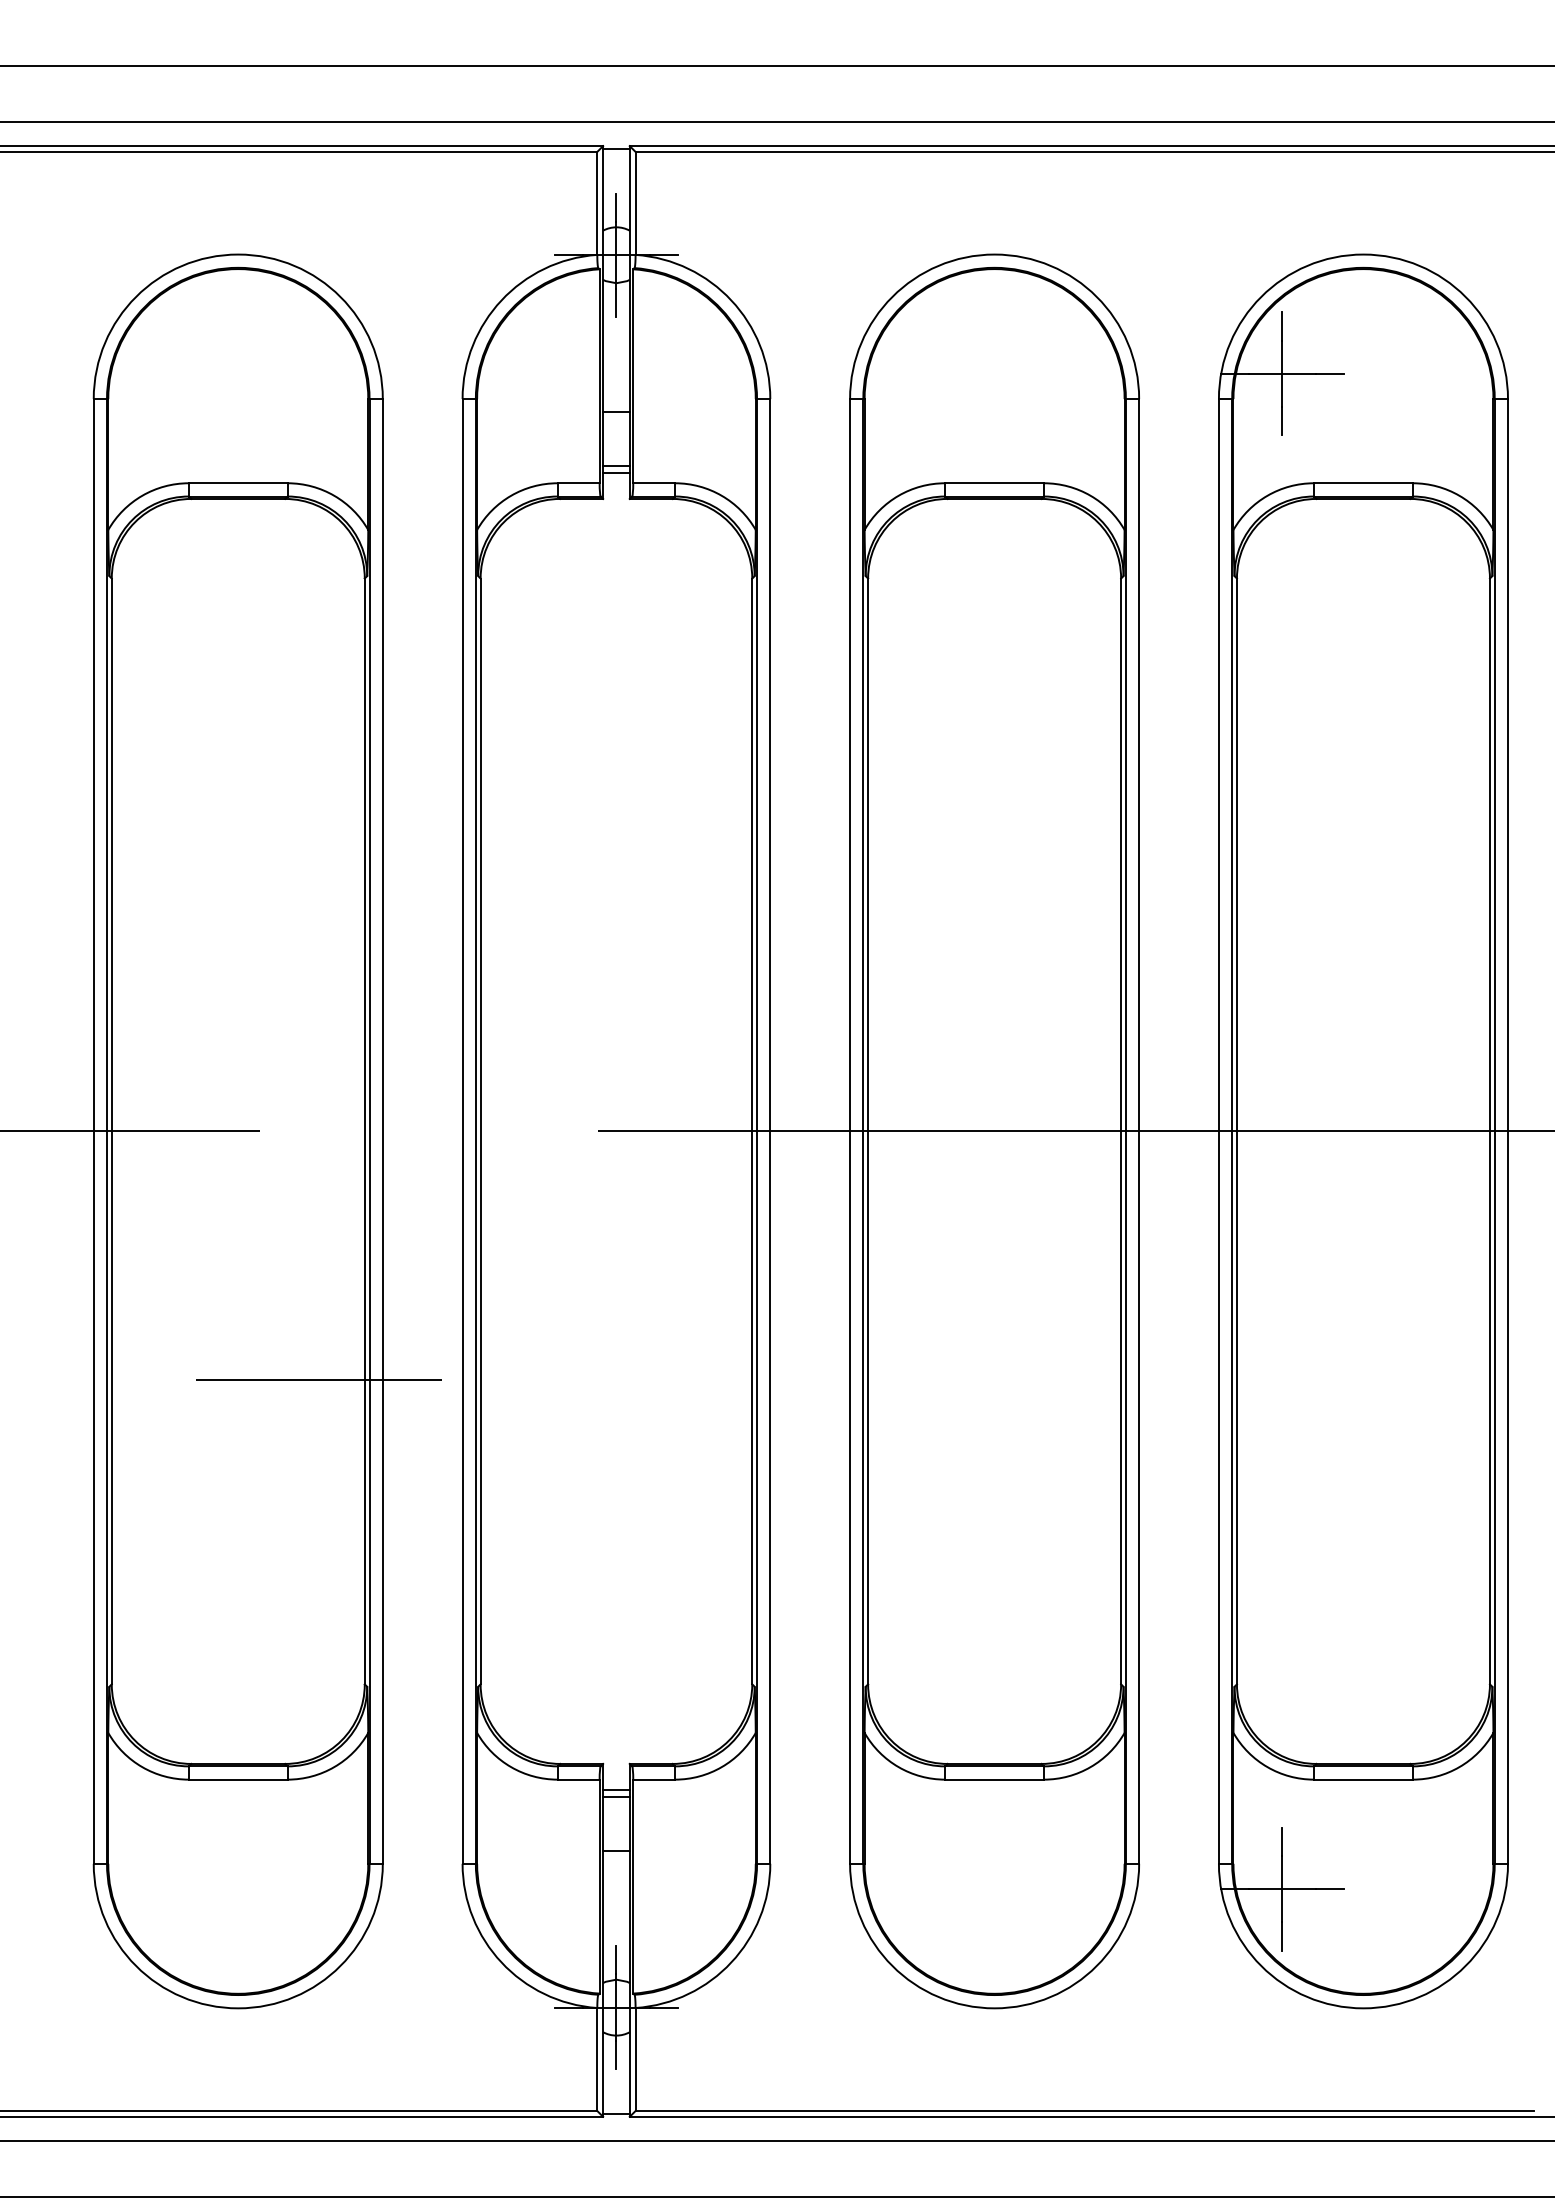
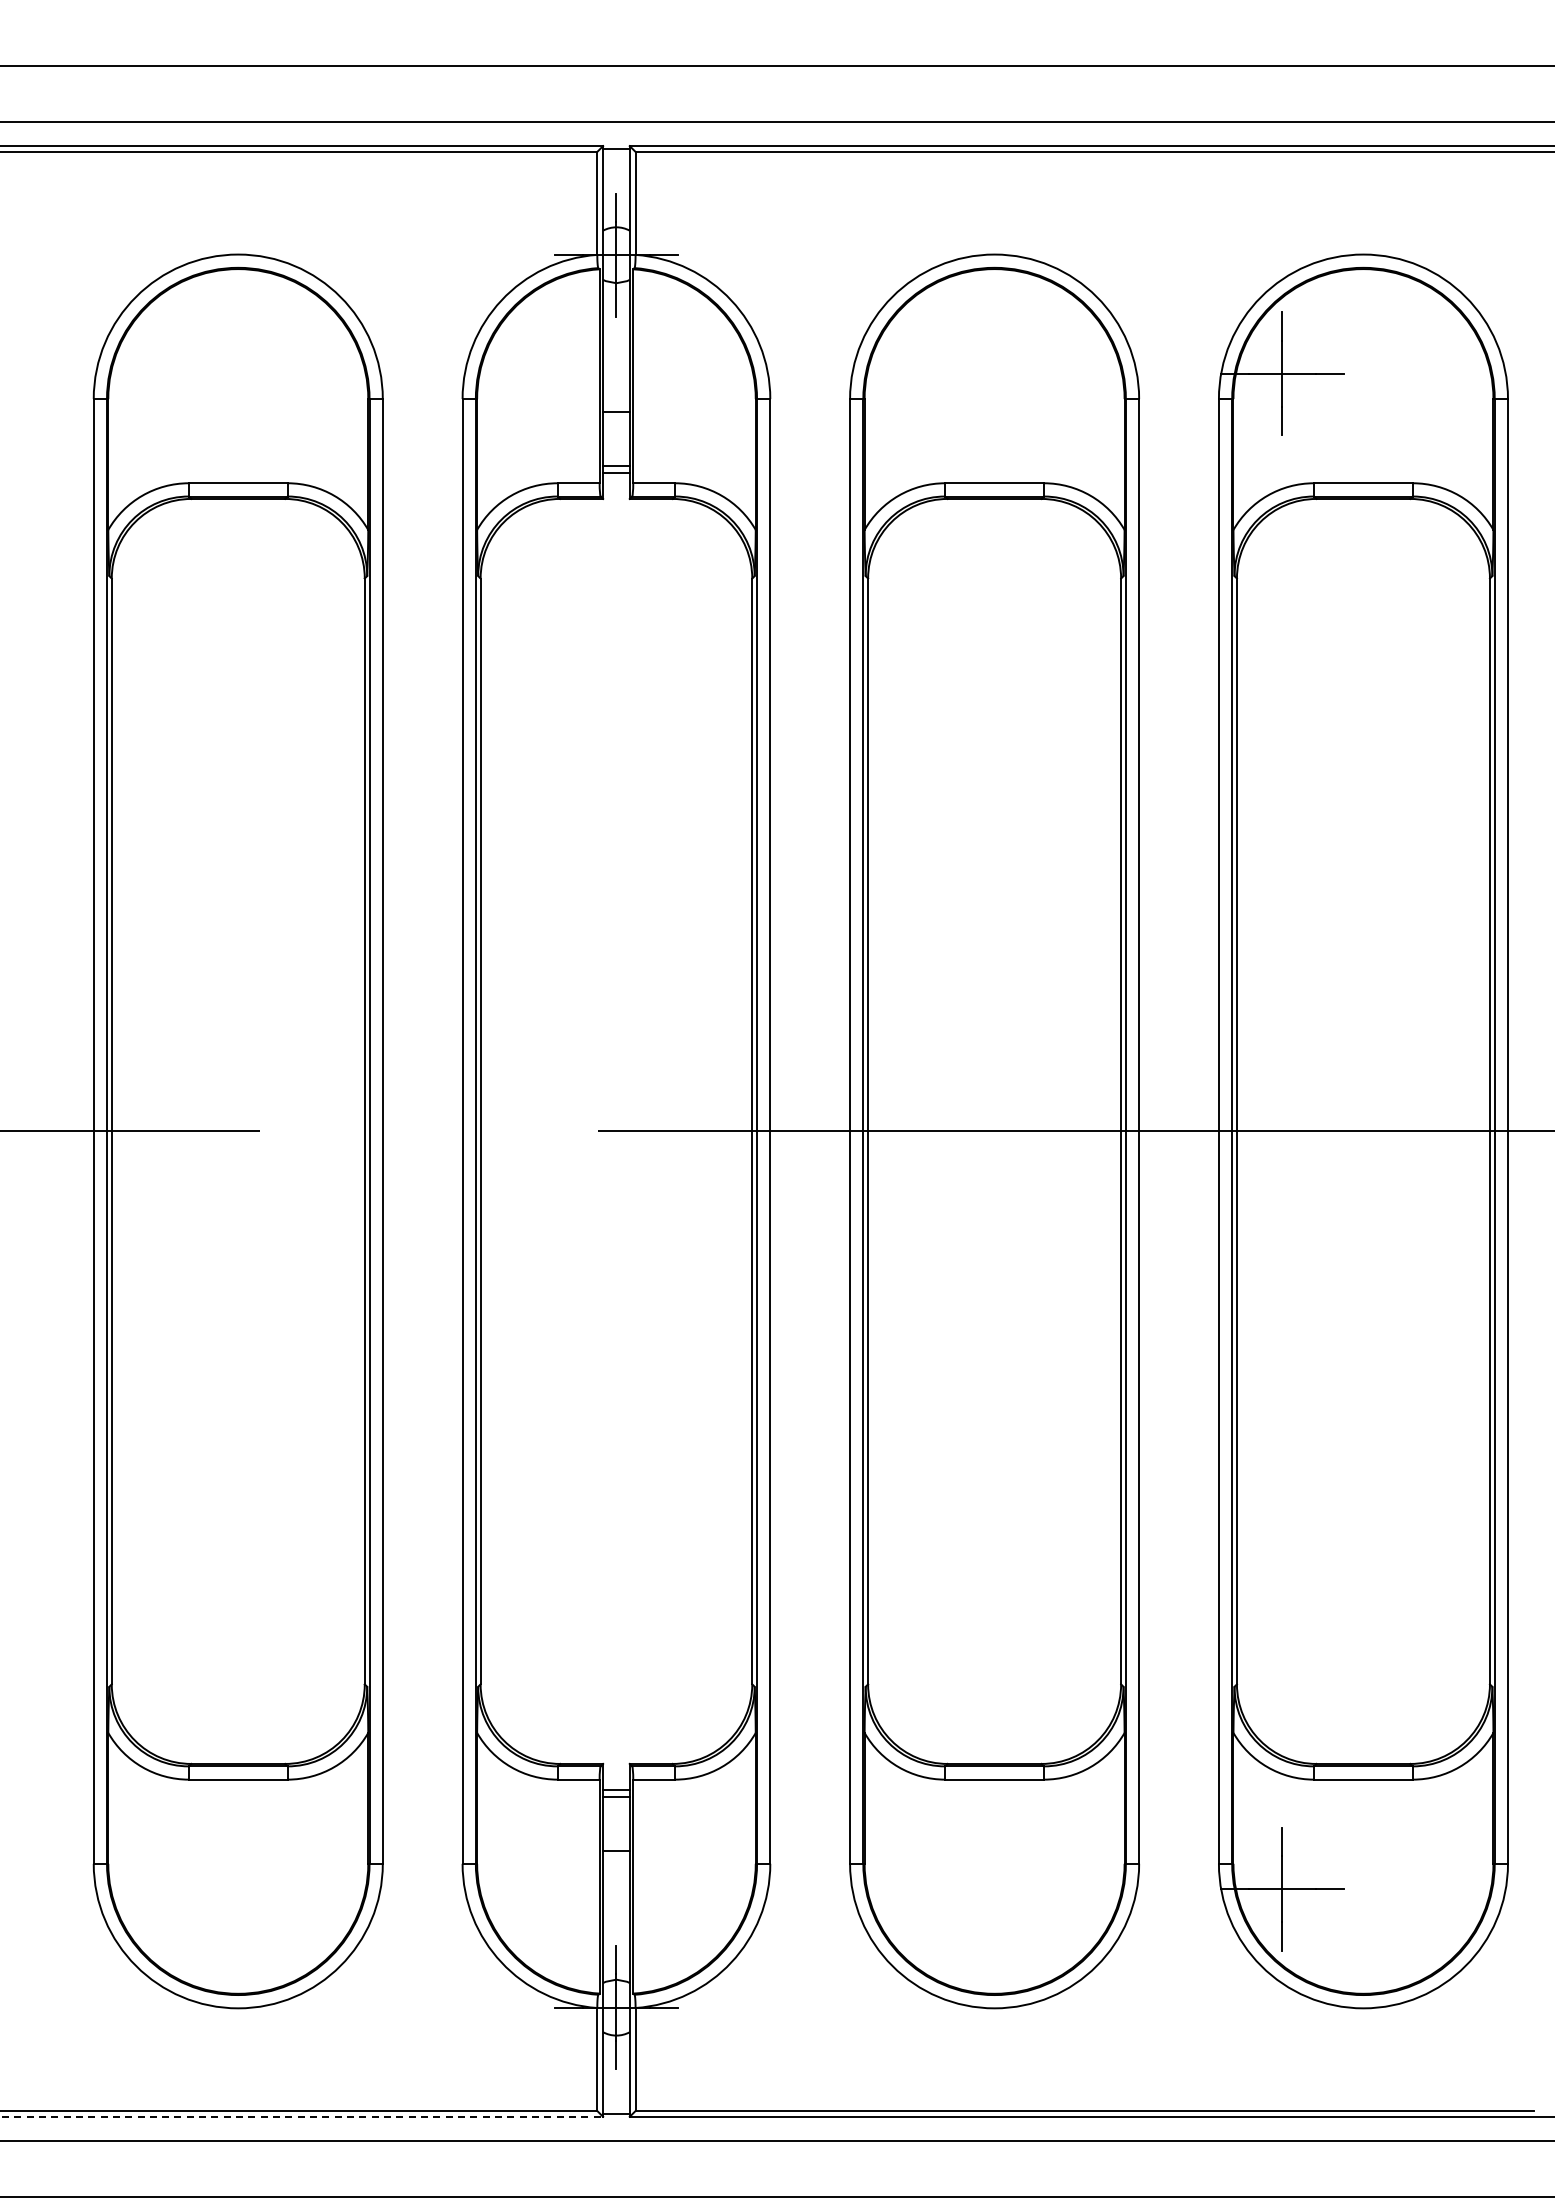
line: present -> none (318, 1379)
line: solid -> dashed (302, 2116)
